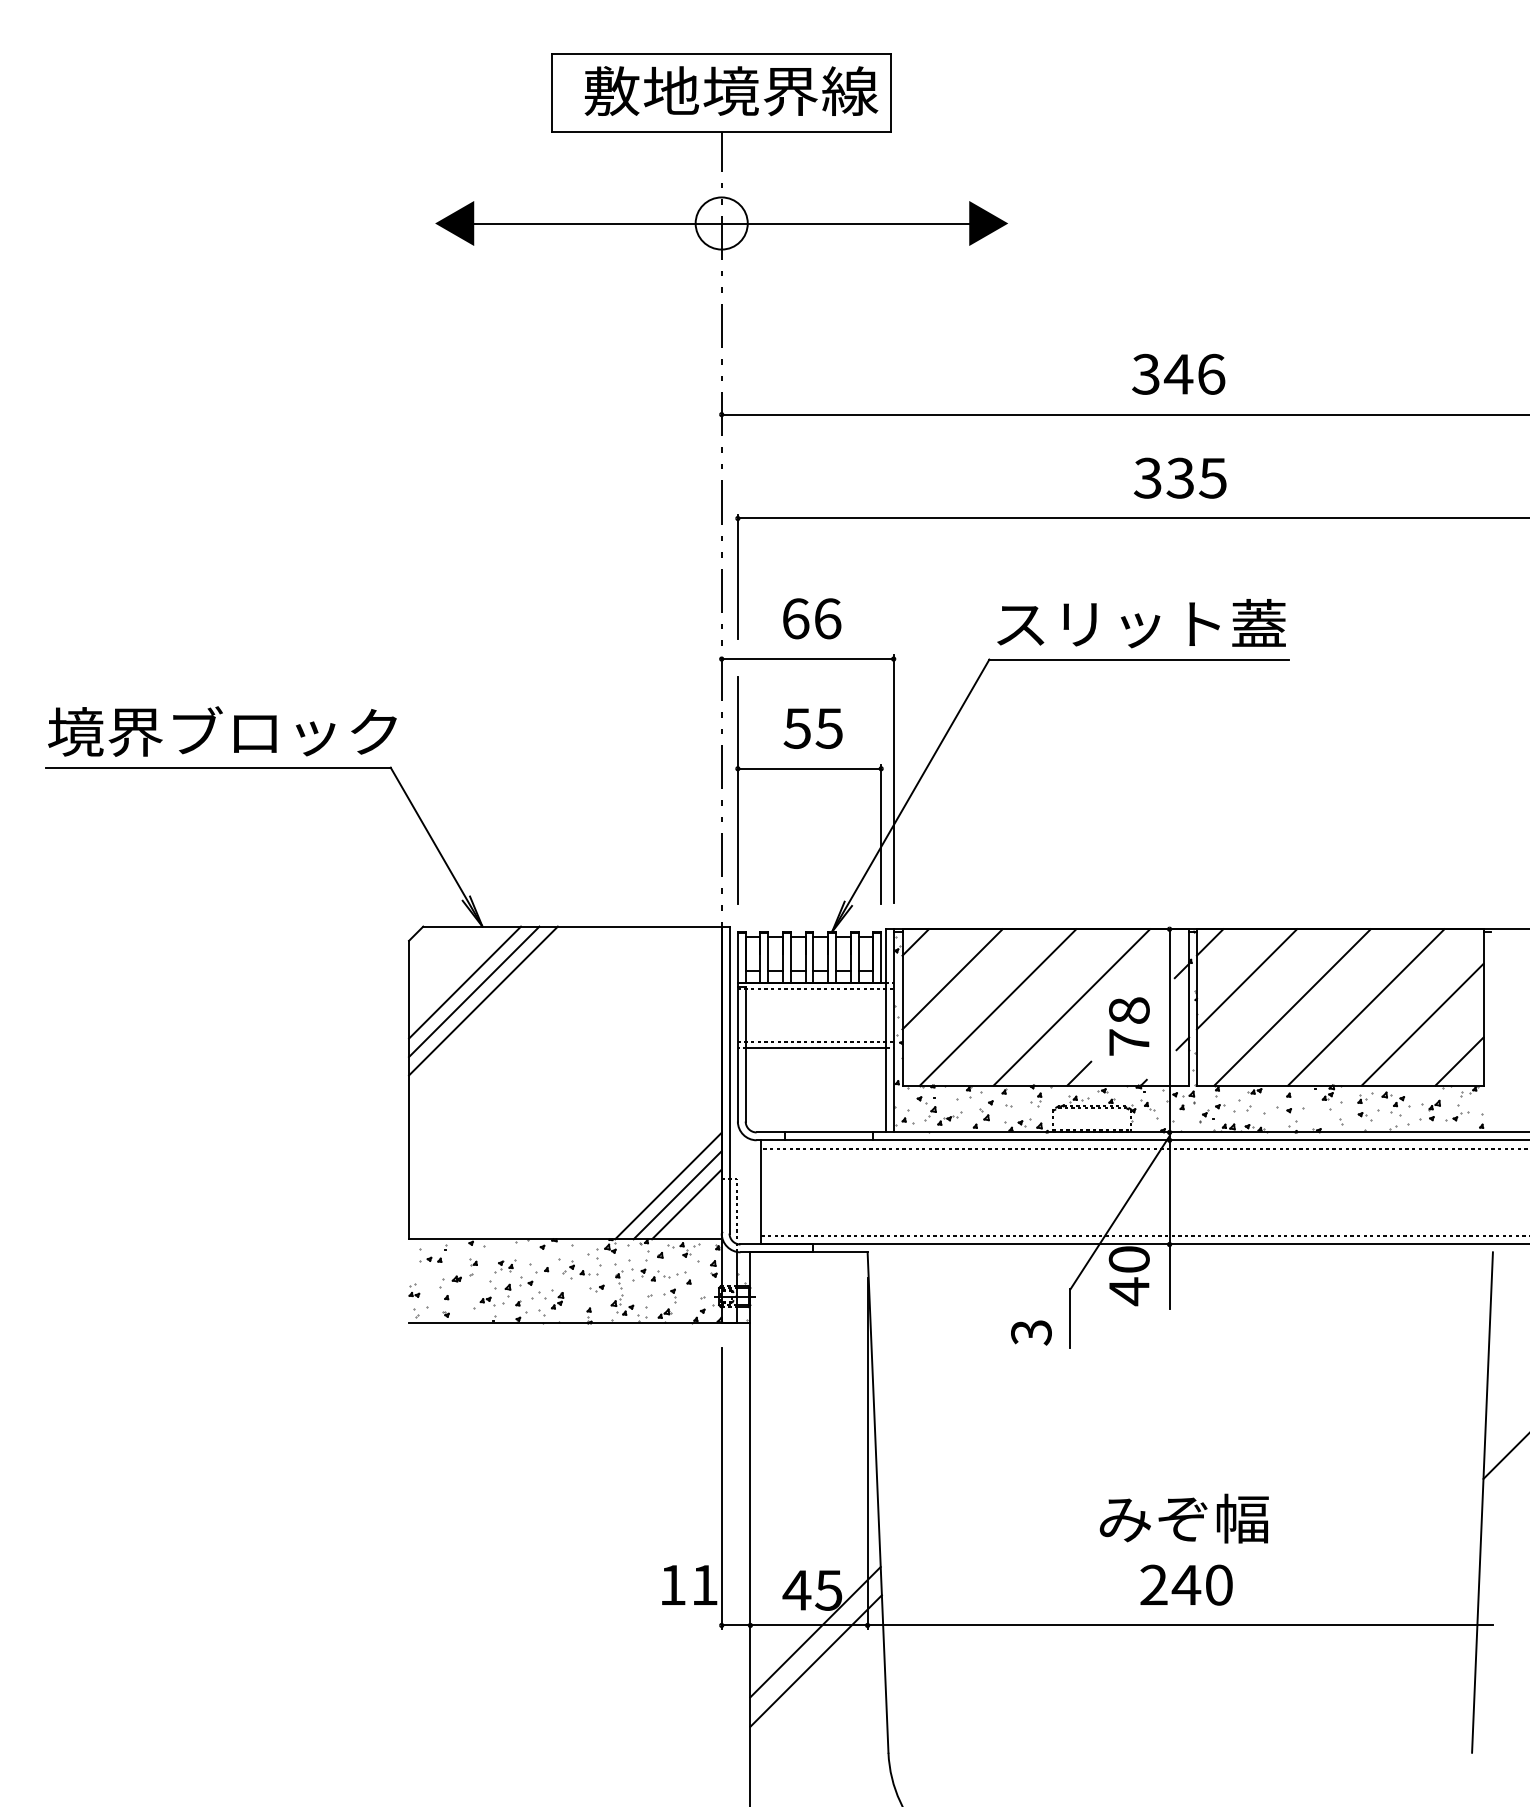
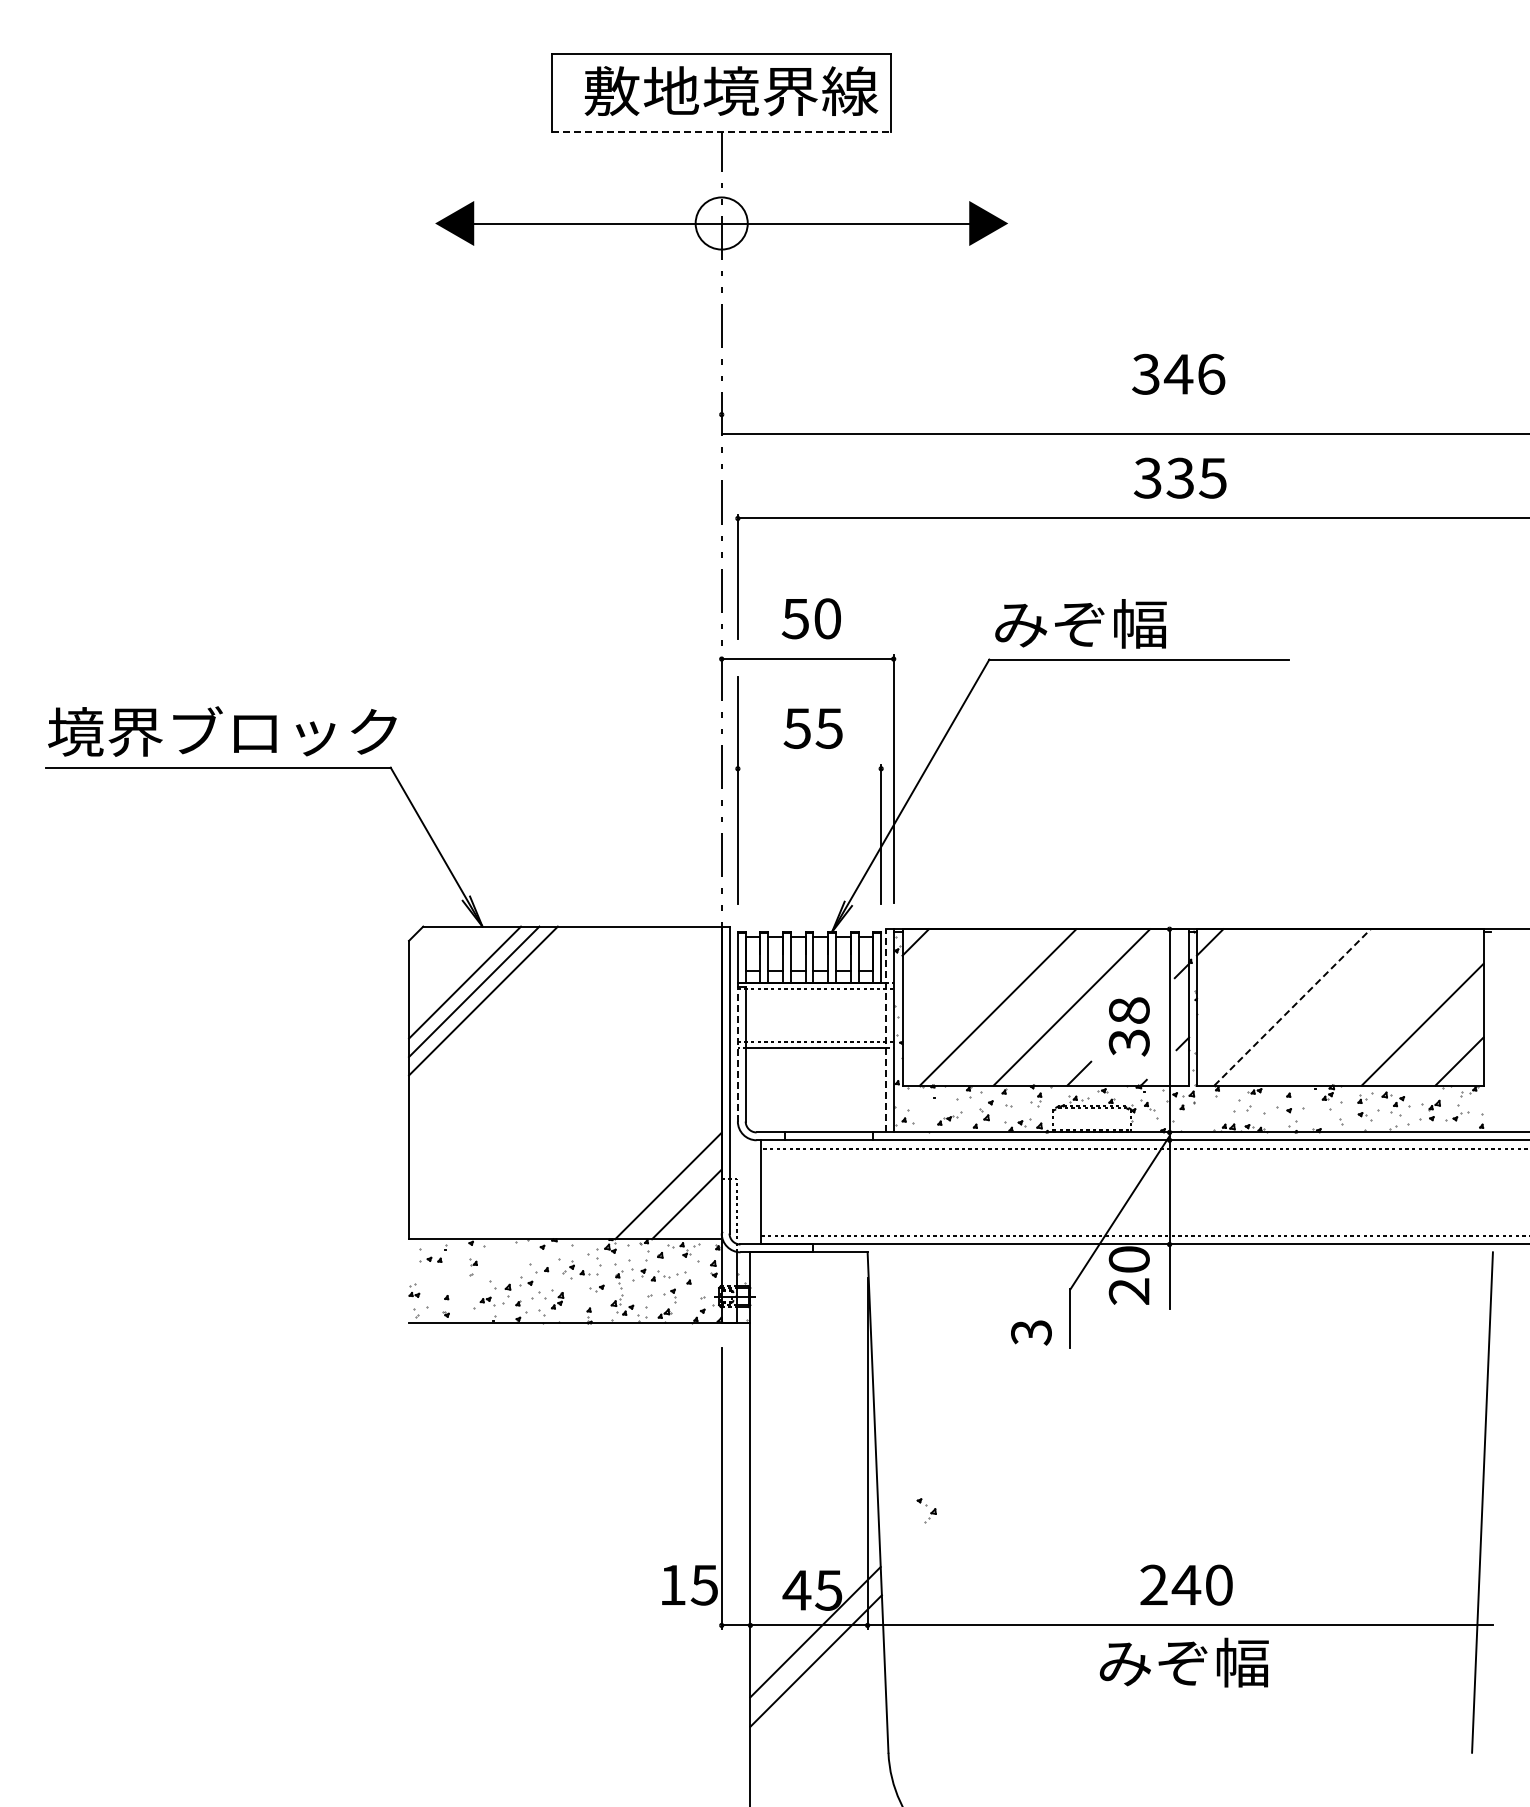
line: solid -> dashed (722, 132)
line position: (1123, 414) -> (1123, 433) (1123, 433)
text: 66 -> 50 (811, 618)
text: スリット蓋 -> みぞ幅 (1140, 623)
line: present -> none (809, 768)
line: present -> none (952, 979)
line: present -> none (1246, 979)
line: solid -> dashed (1292, 1007)
line: present -> none (1366, 1007)
line: solid -> dashed (885, 1030)
text: 78 -> 38 (1128, 1042)
line: solid -> dashed (737, 1051)
part position: (926, 1108) -> (926, 1510) (926, 1510)
part: present -> none (1212, 1113)
line: present -> none (677, 1195)
part: present -> none (505, 1266)
part: present -> none (450, 1281)
text: 40 -> 20 (1128, 1291)
line: present -> none (1504, 1456)
text position: (1183, 1518) -> (1183, 1662) (1183, 1662)
text: 11 -> 15 (703, 1585)
